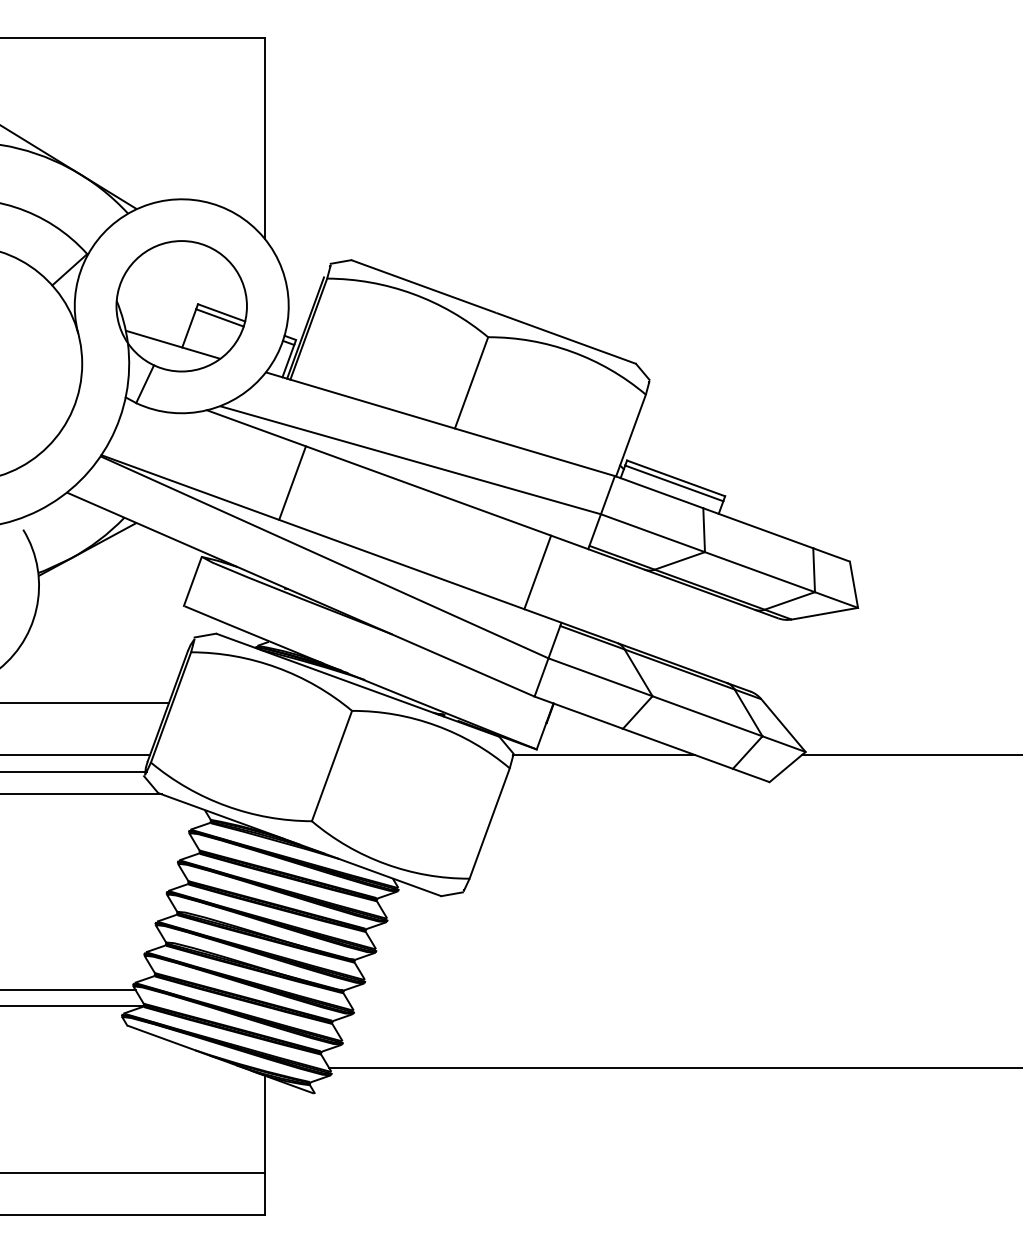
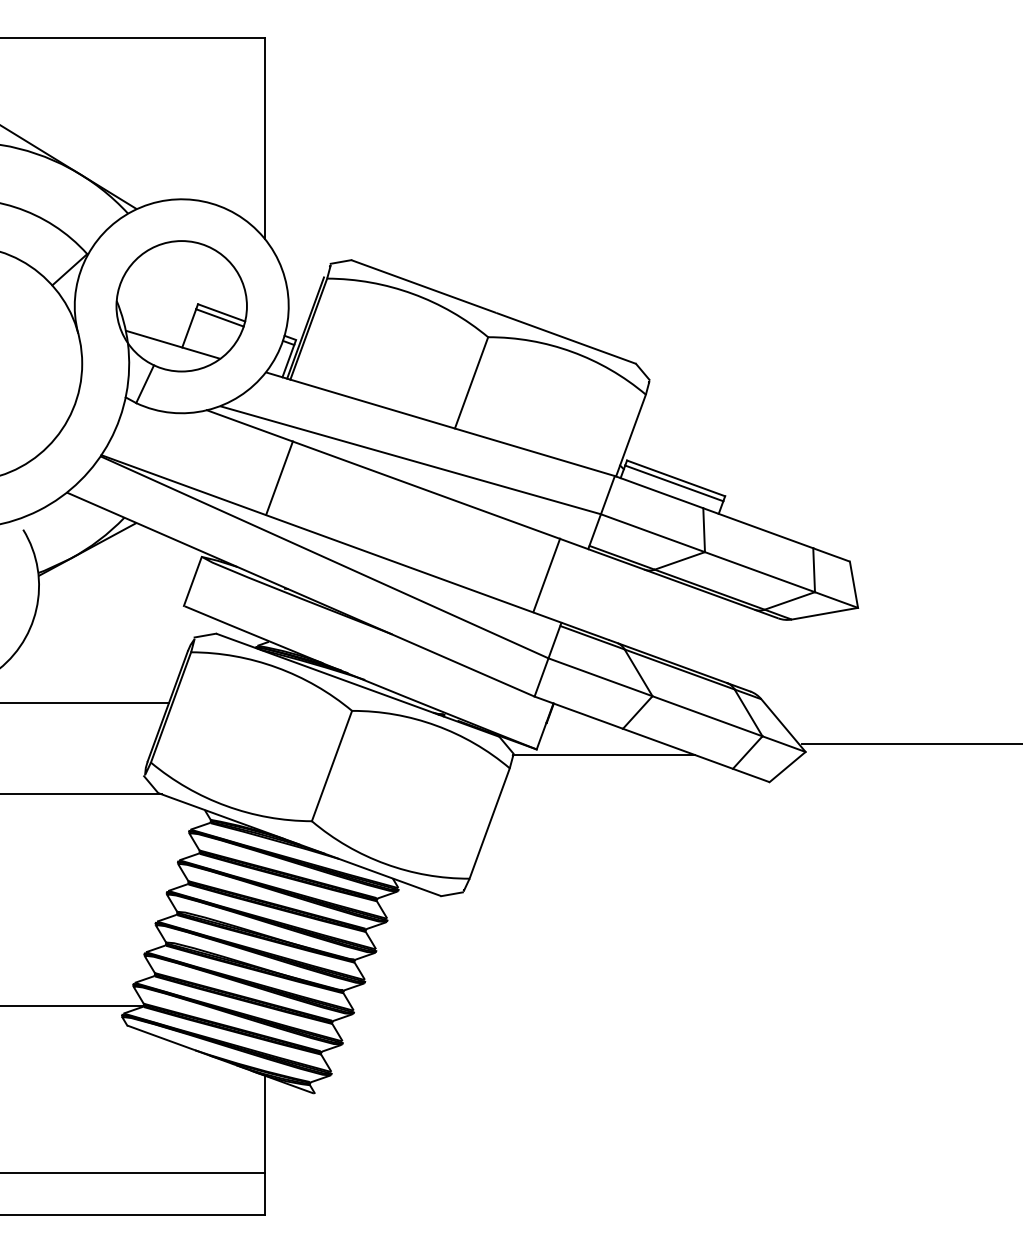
line position: (292, 482) -> (279, 477) (279, 477)
line position: (537, 572) -> (546, 575) (546, 575)
line: present -> none (76, 755)
line position: (910, 755) -> (910, 744) (910, 744)
line: present -> none (74, 771)
line: present -> none (68, 990)
line: present -> none (674, 1068)
